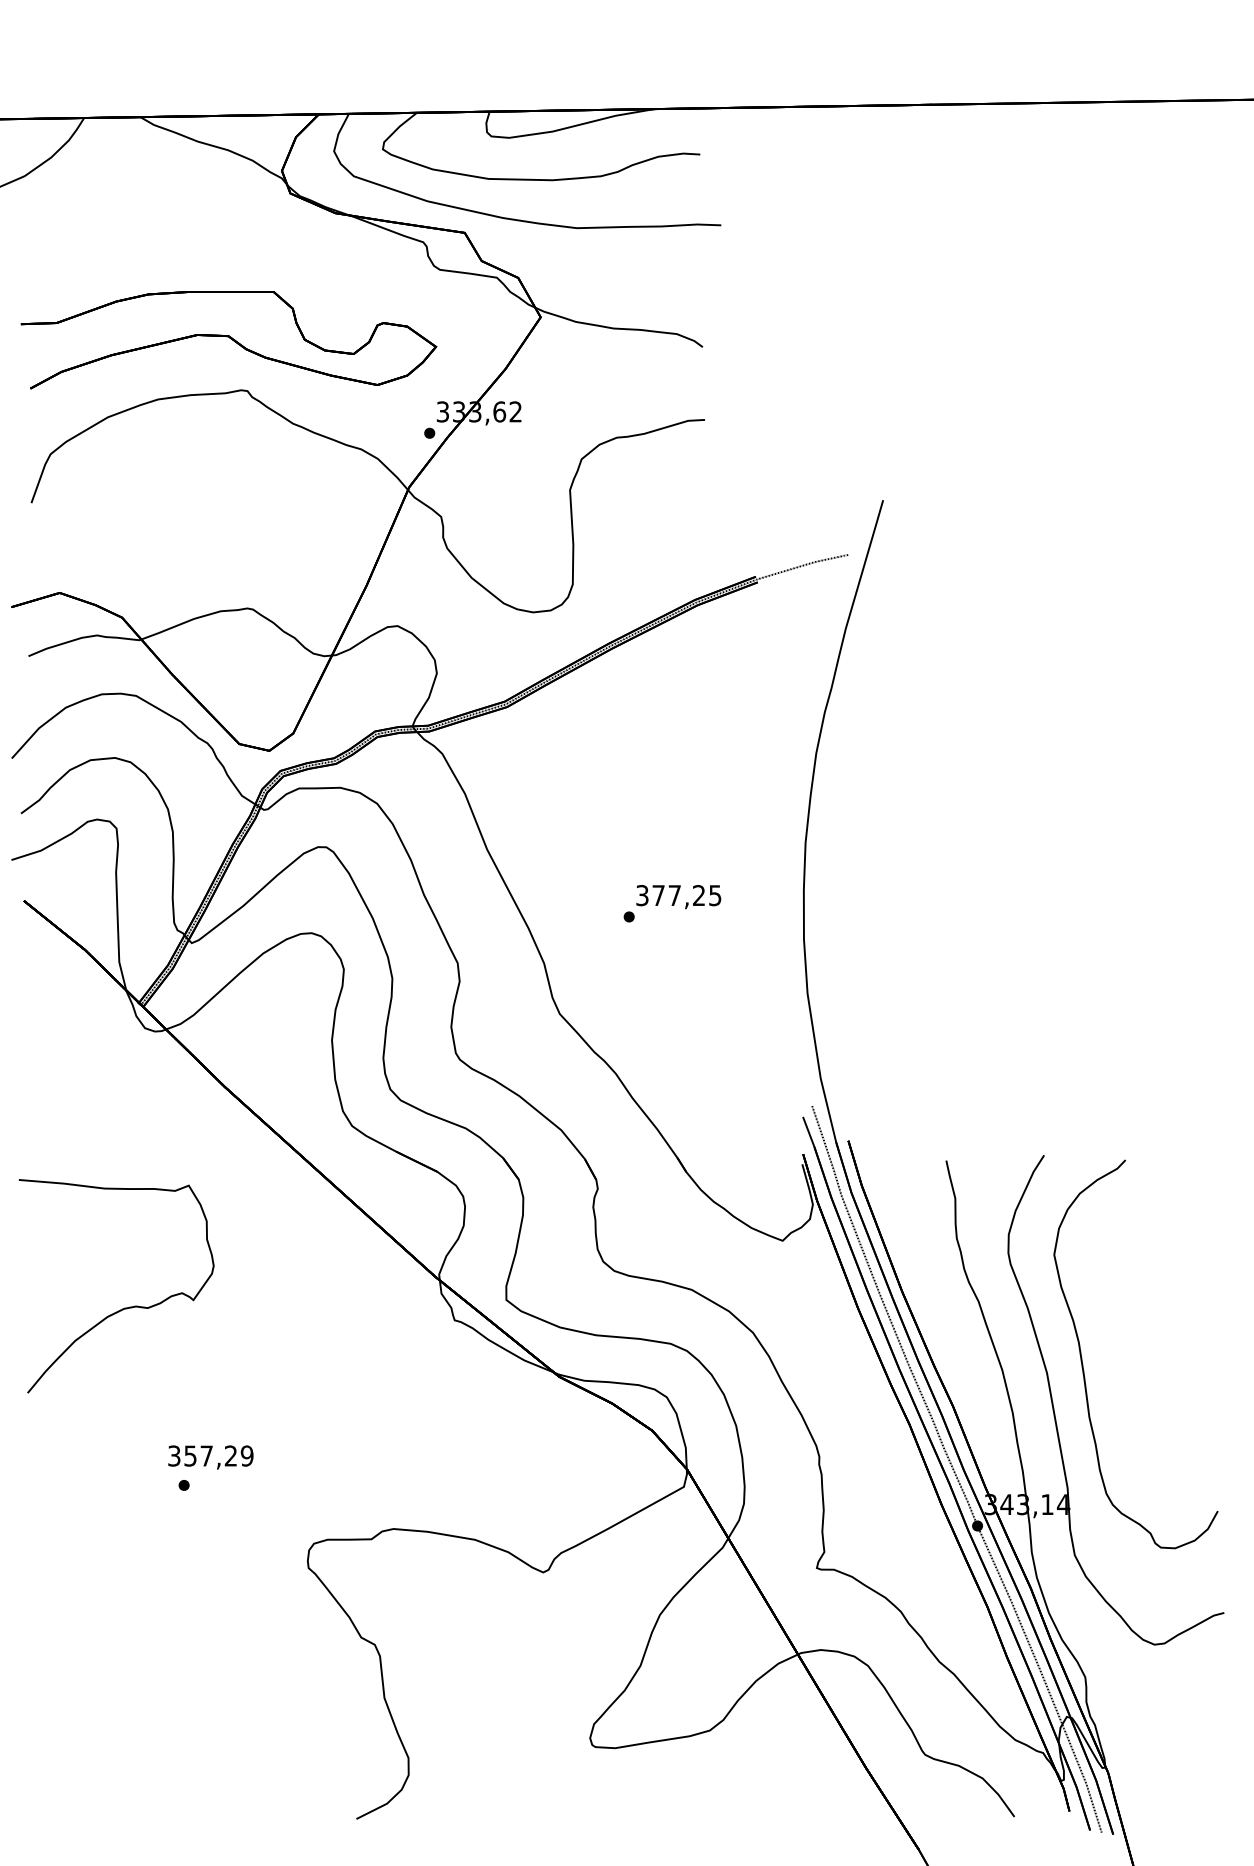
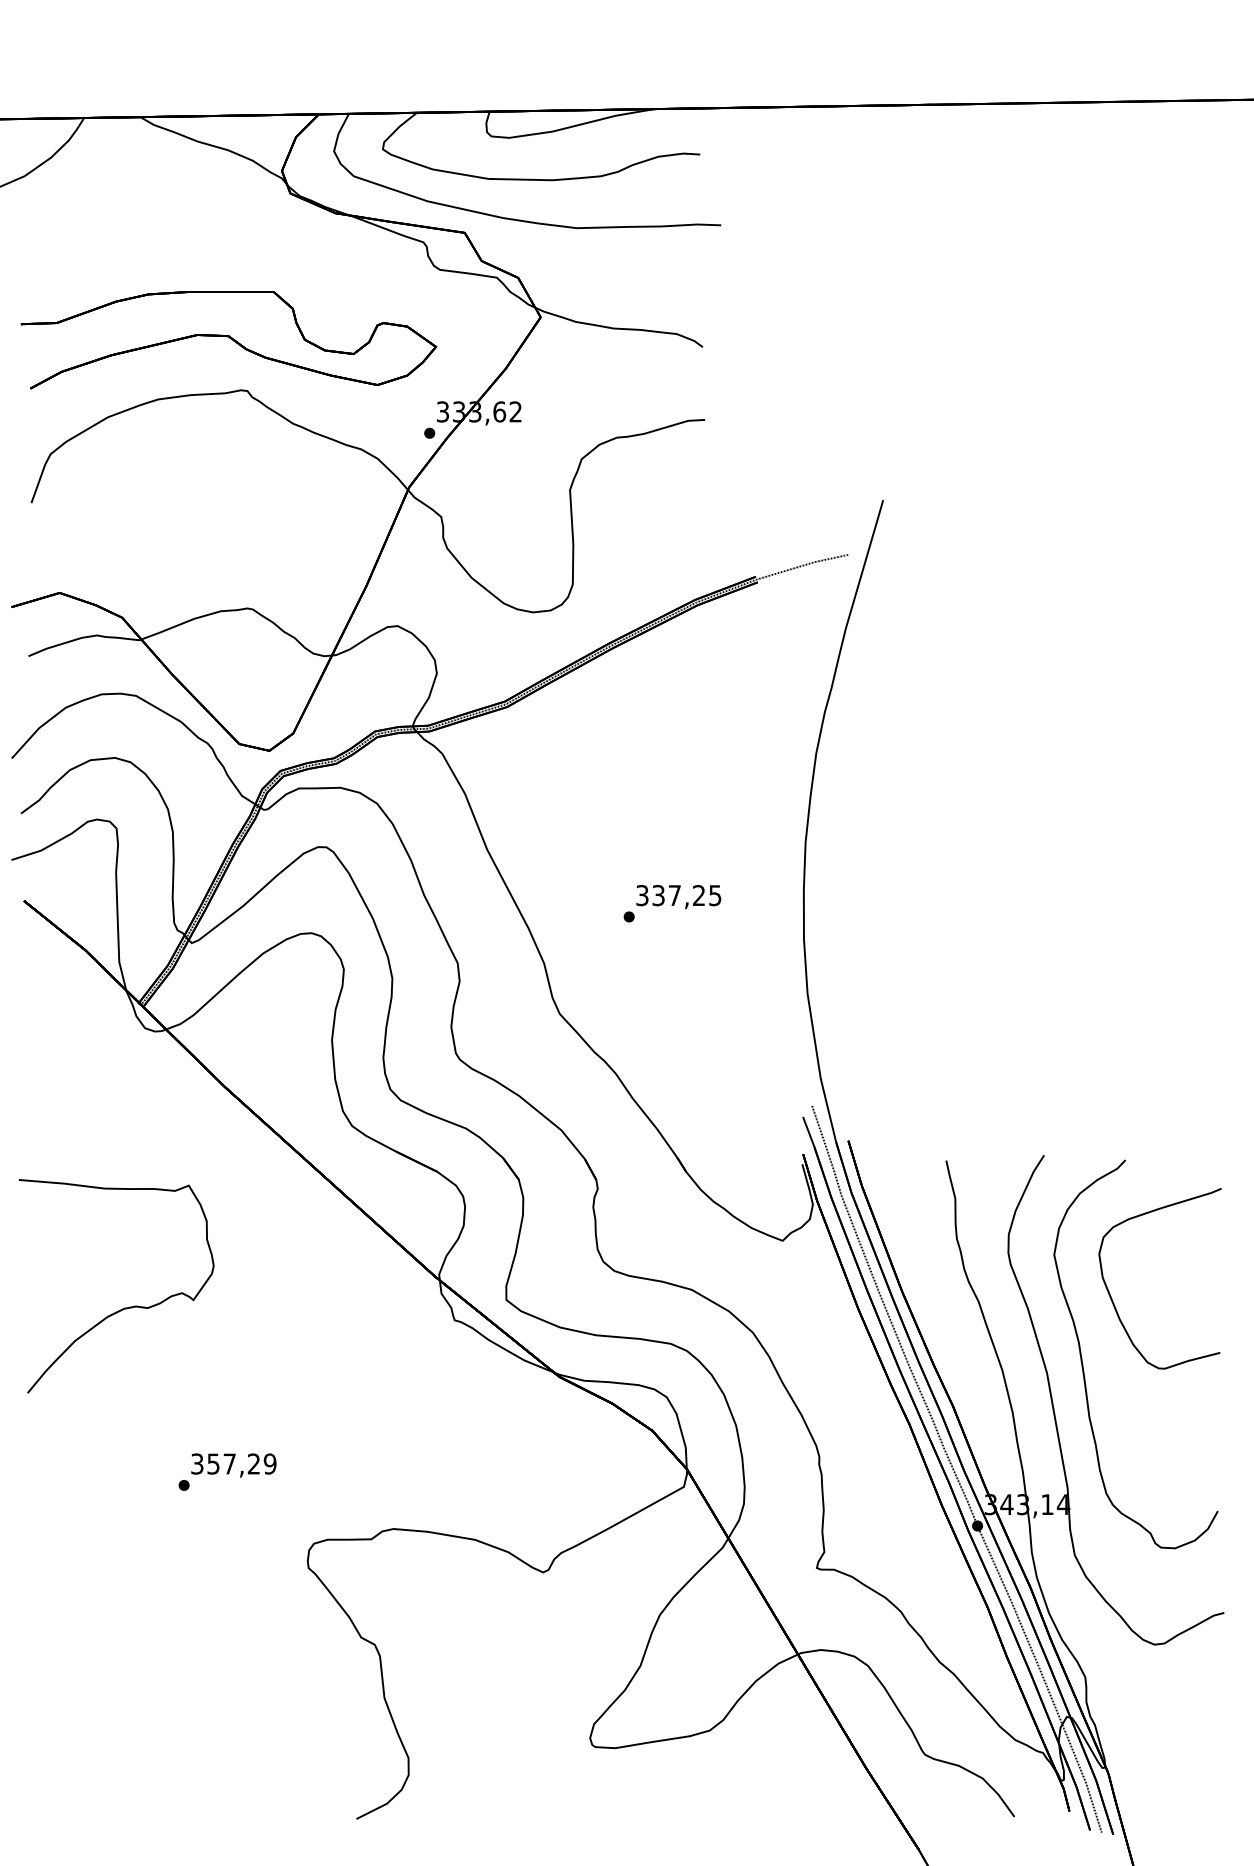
text: 377,25 -> 337,25 (658, 895)
curve: none -> present (1112, 1298)
text position: (210, 1457) -> (233, 1465) (233, 1465)
